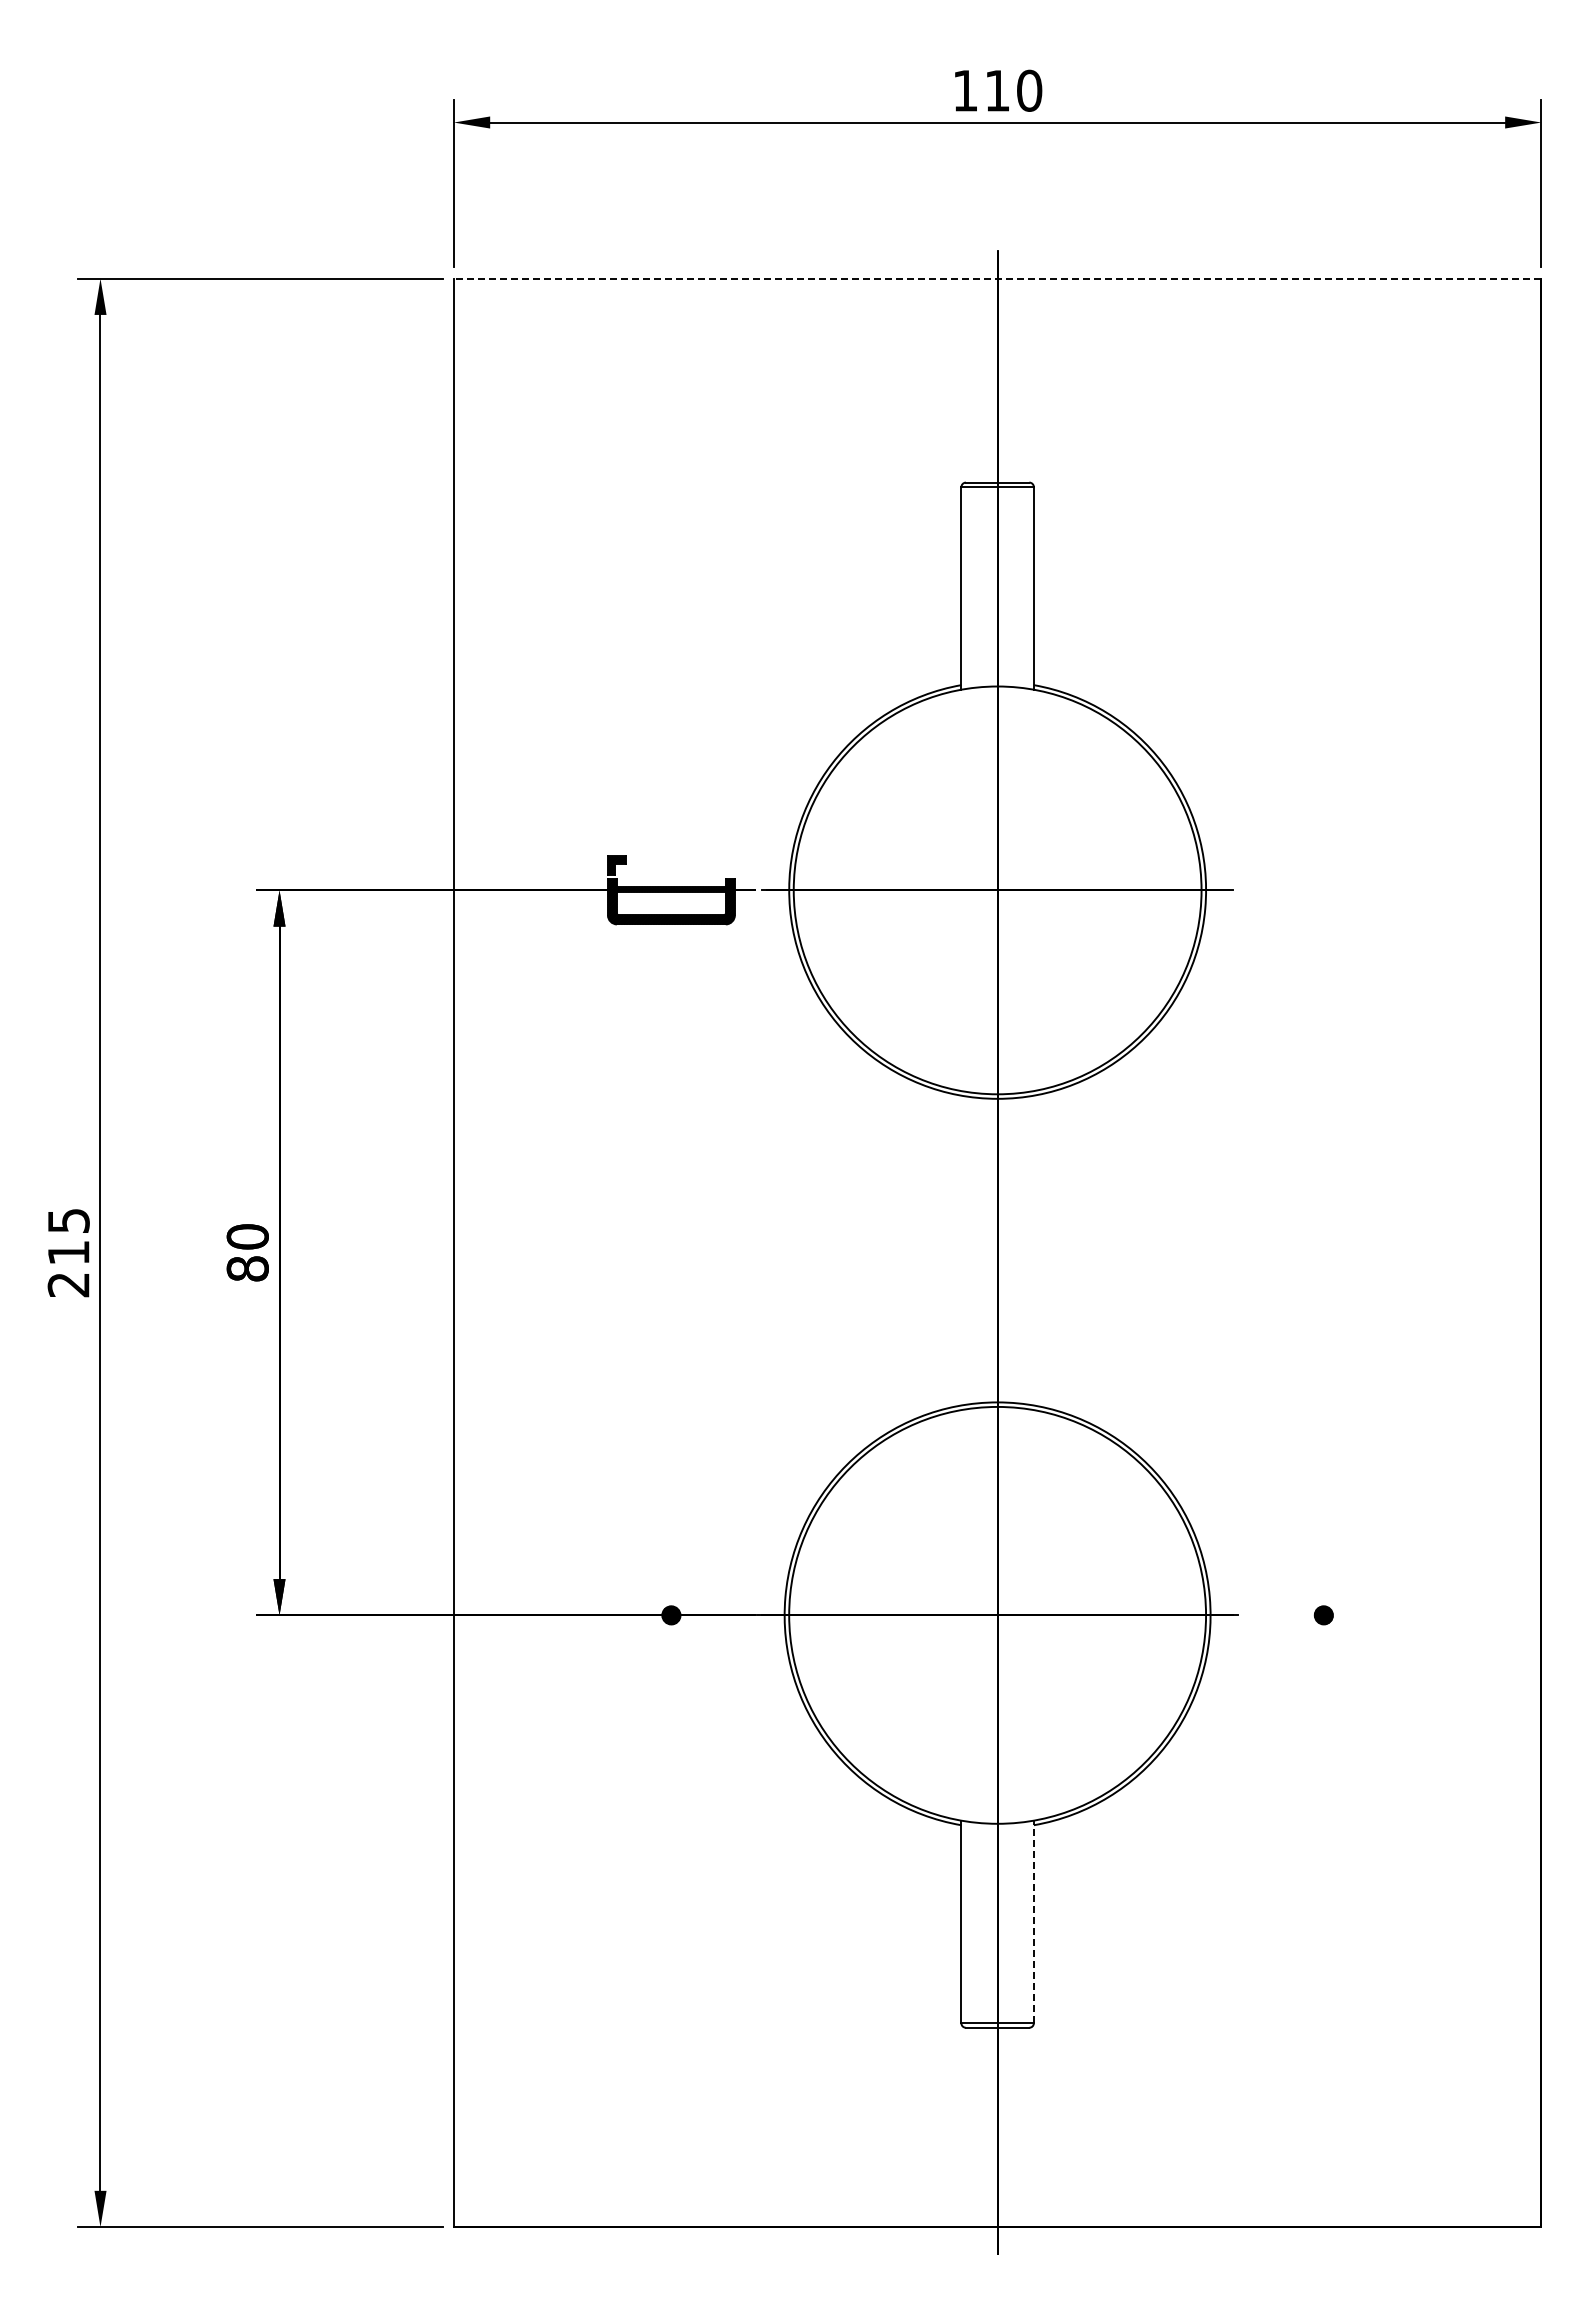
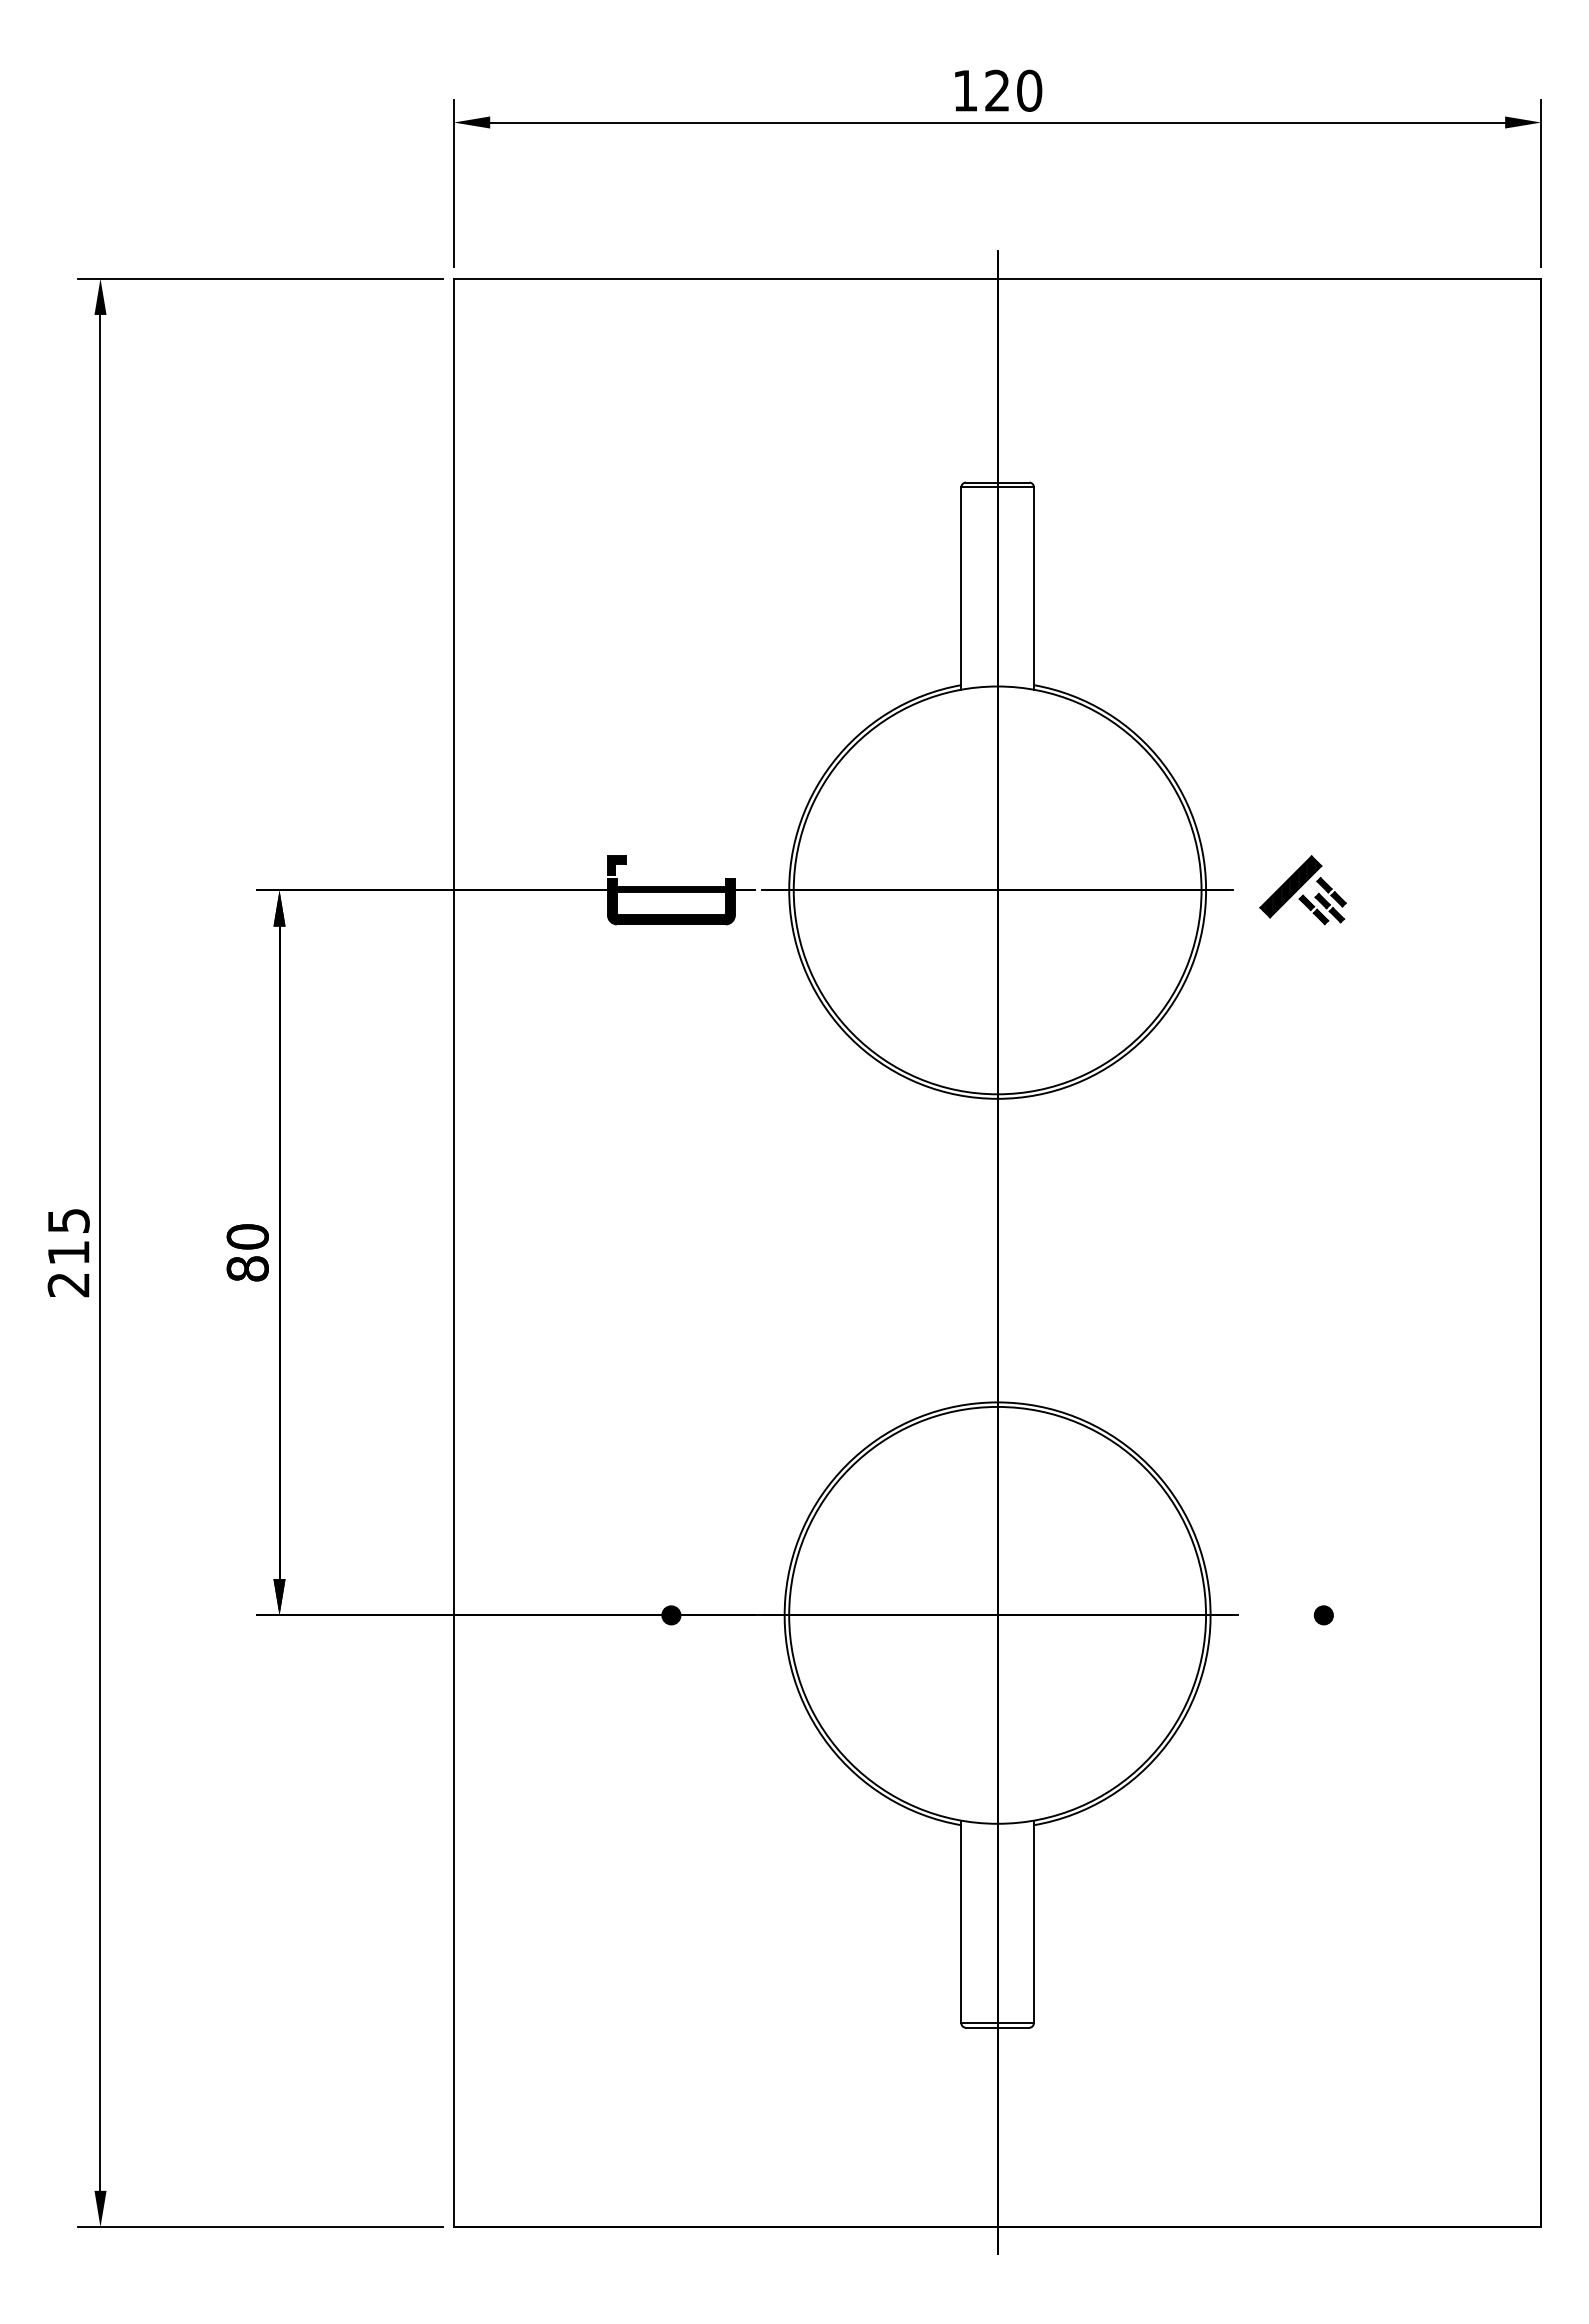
text: 110 -> 120 (996, 90)
line: dashed -> solid (997, 278)
part: none -> present (1302, 890)
line: dashed -> solid (1033, 1921)
